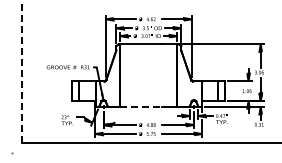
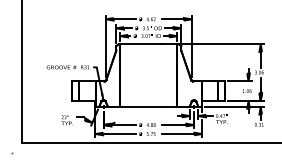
line: dashed -> solid (21, 71)
line: dashed -> solid (141, 106)
